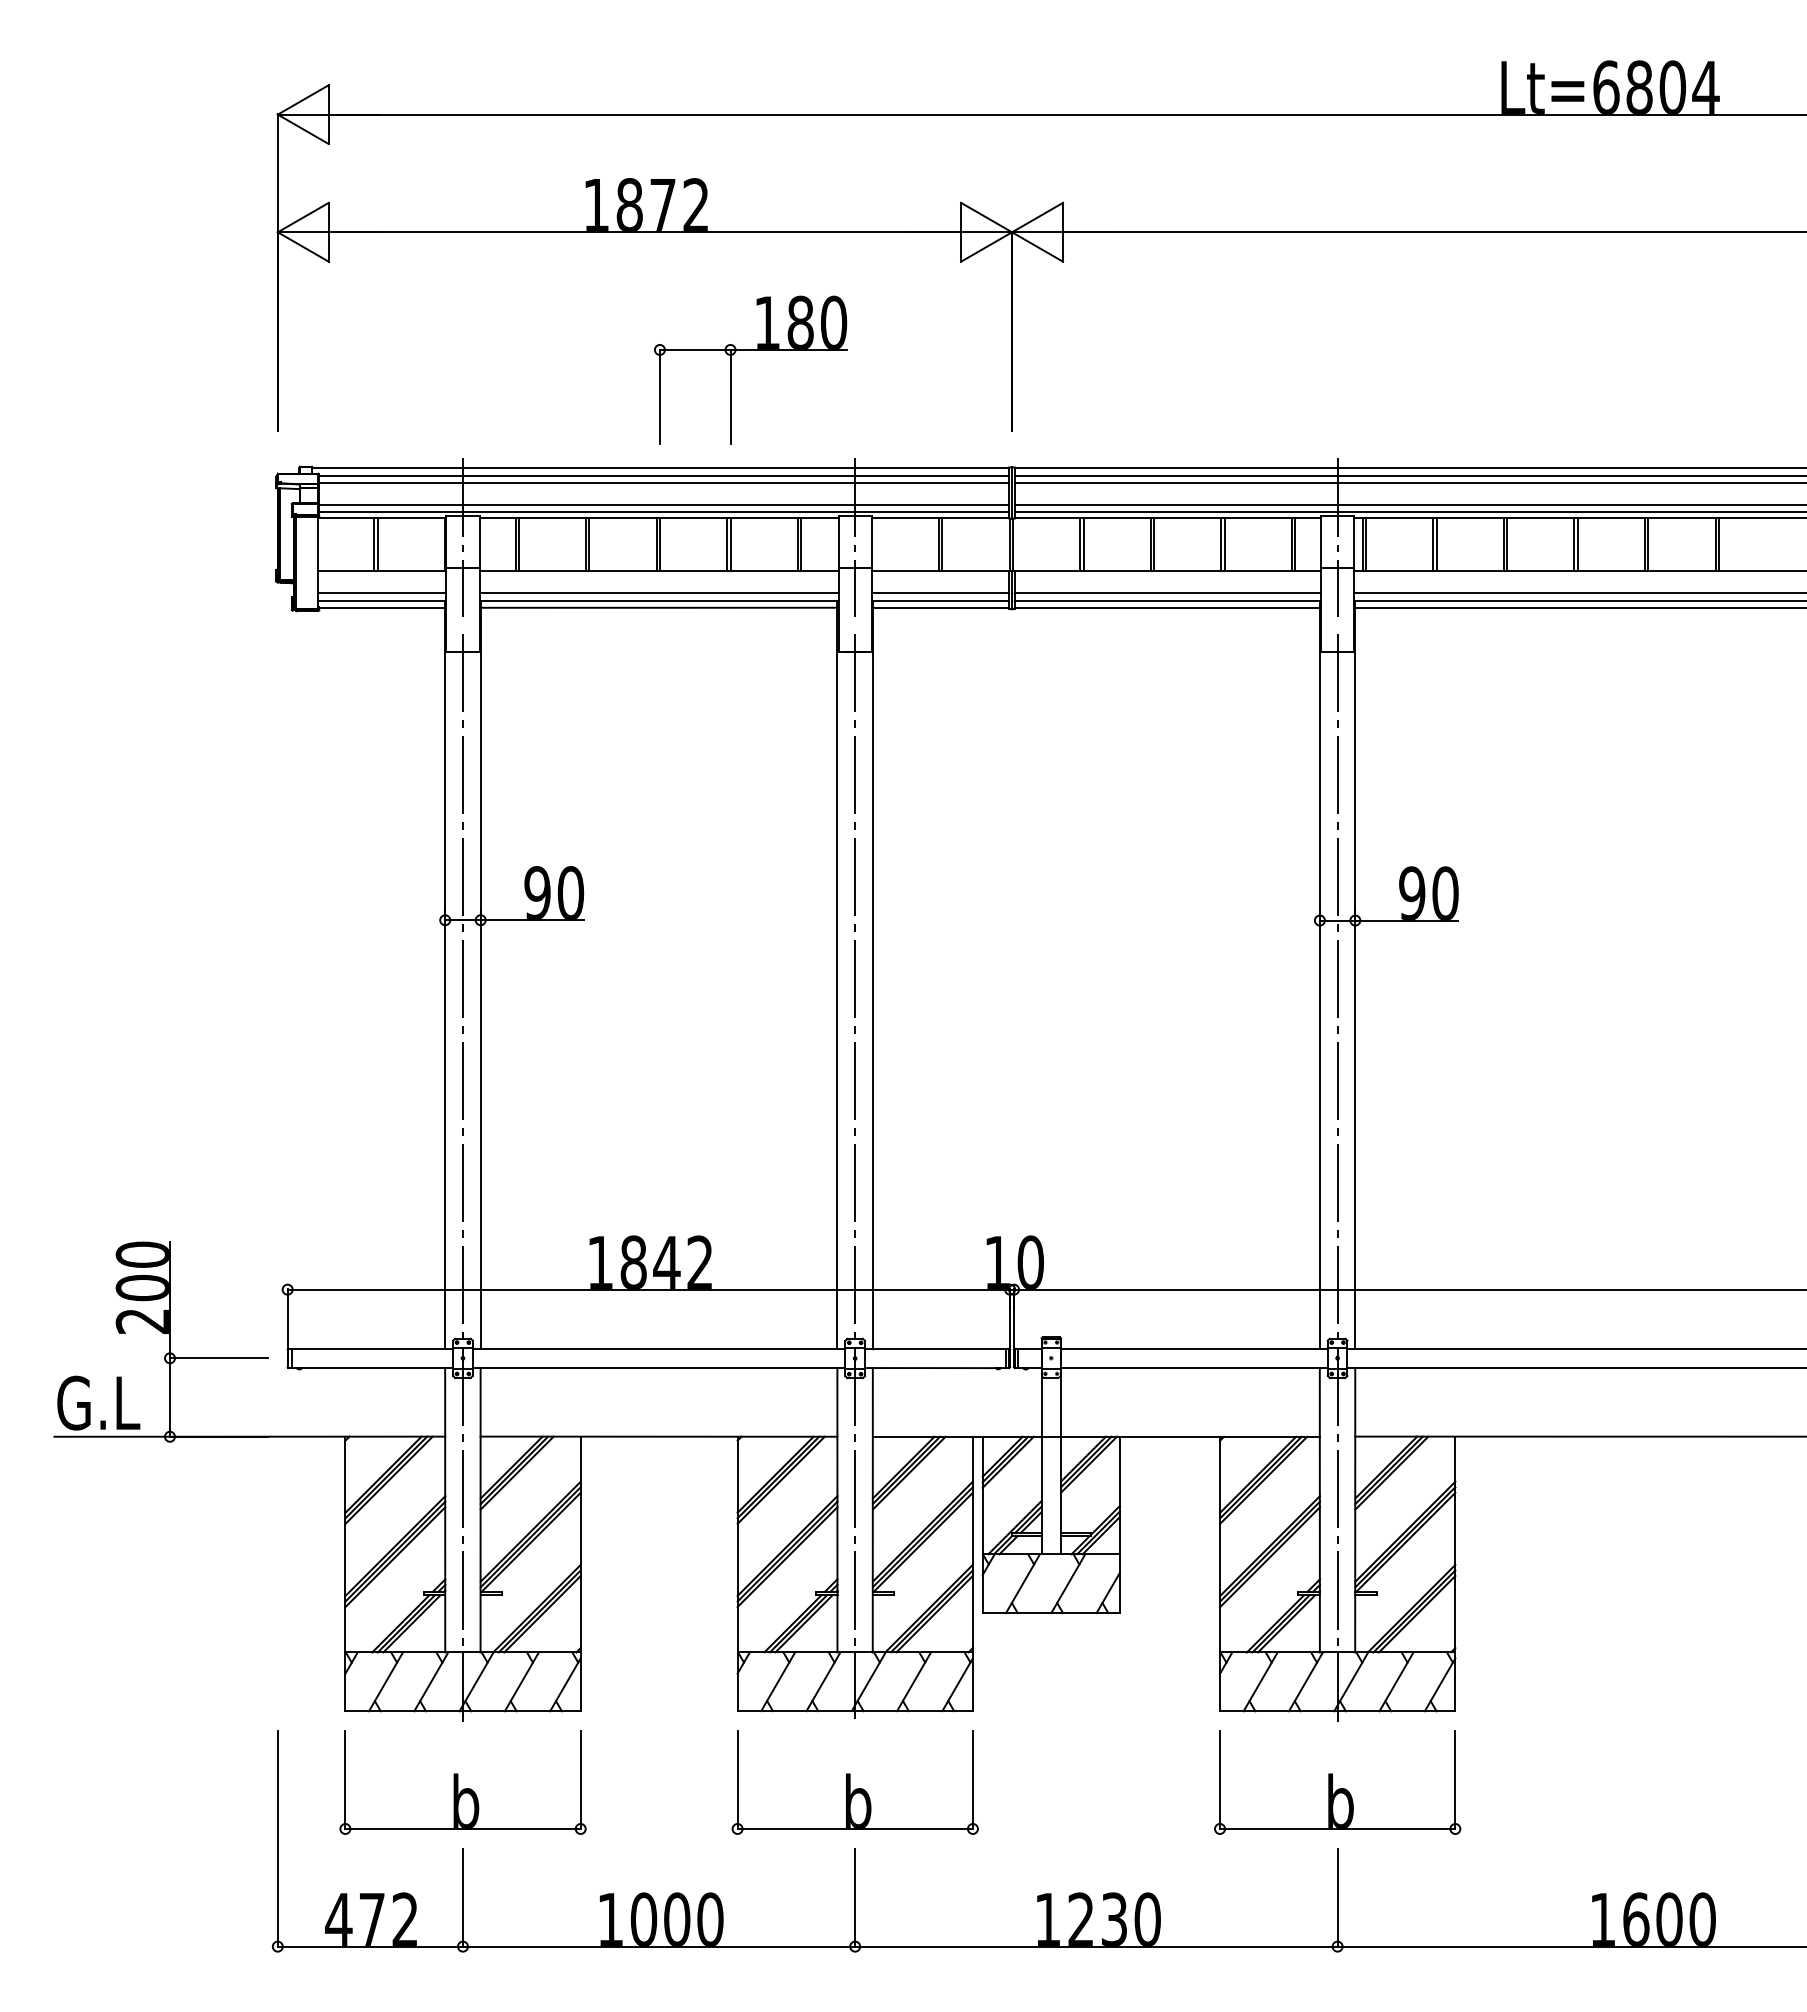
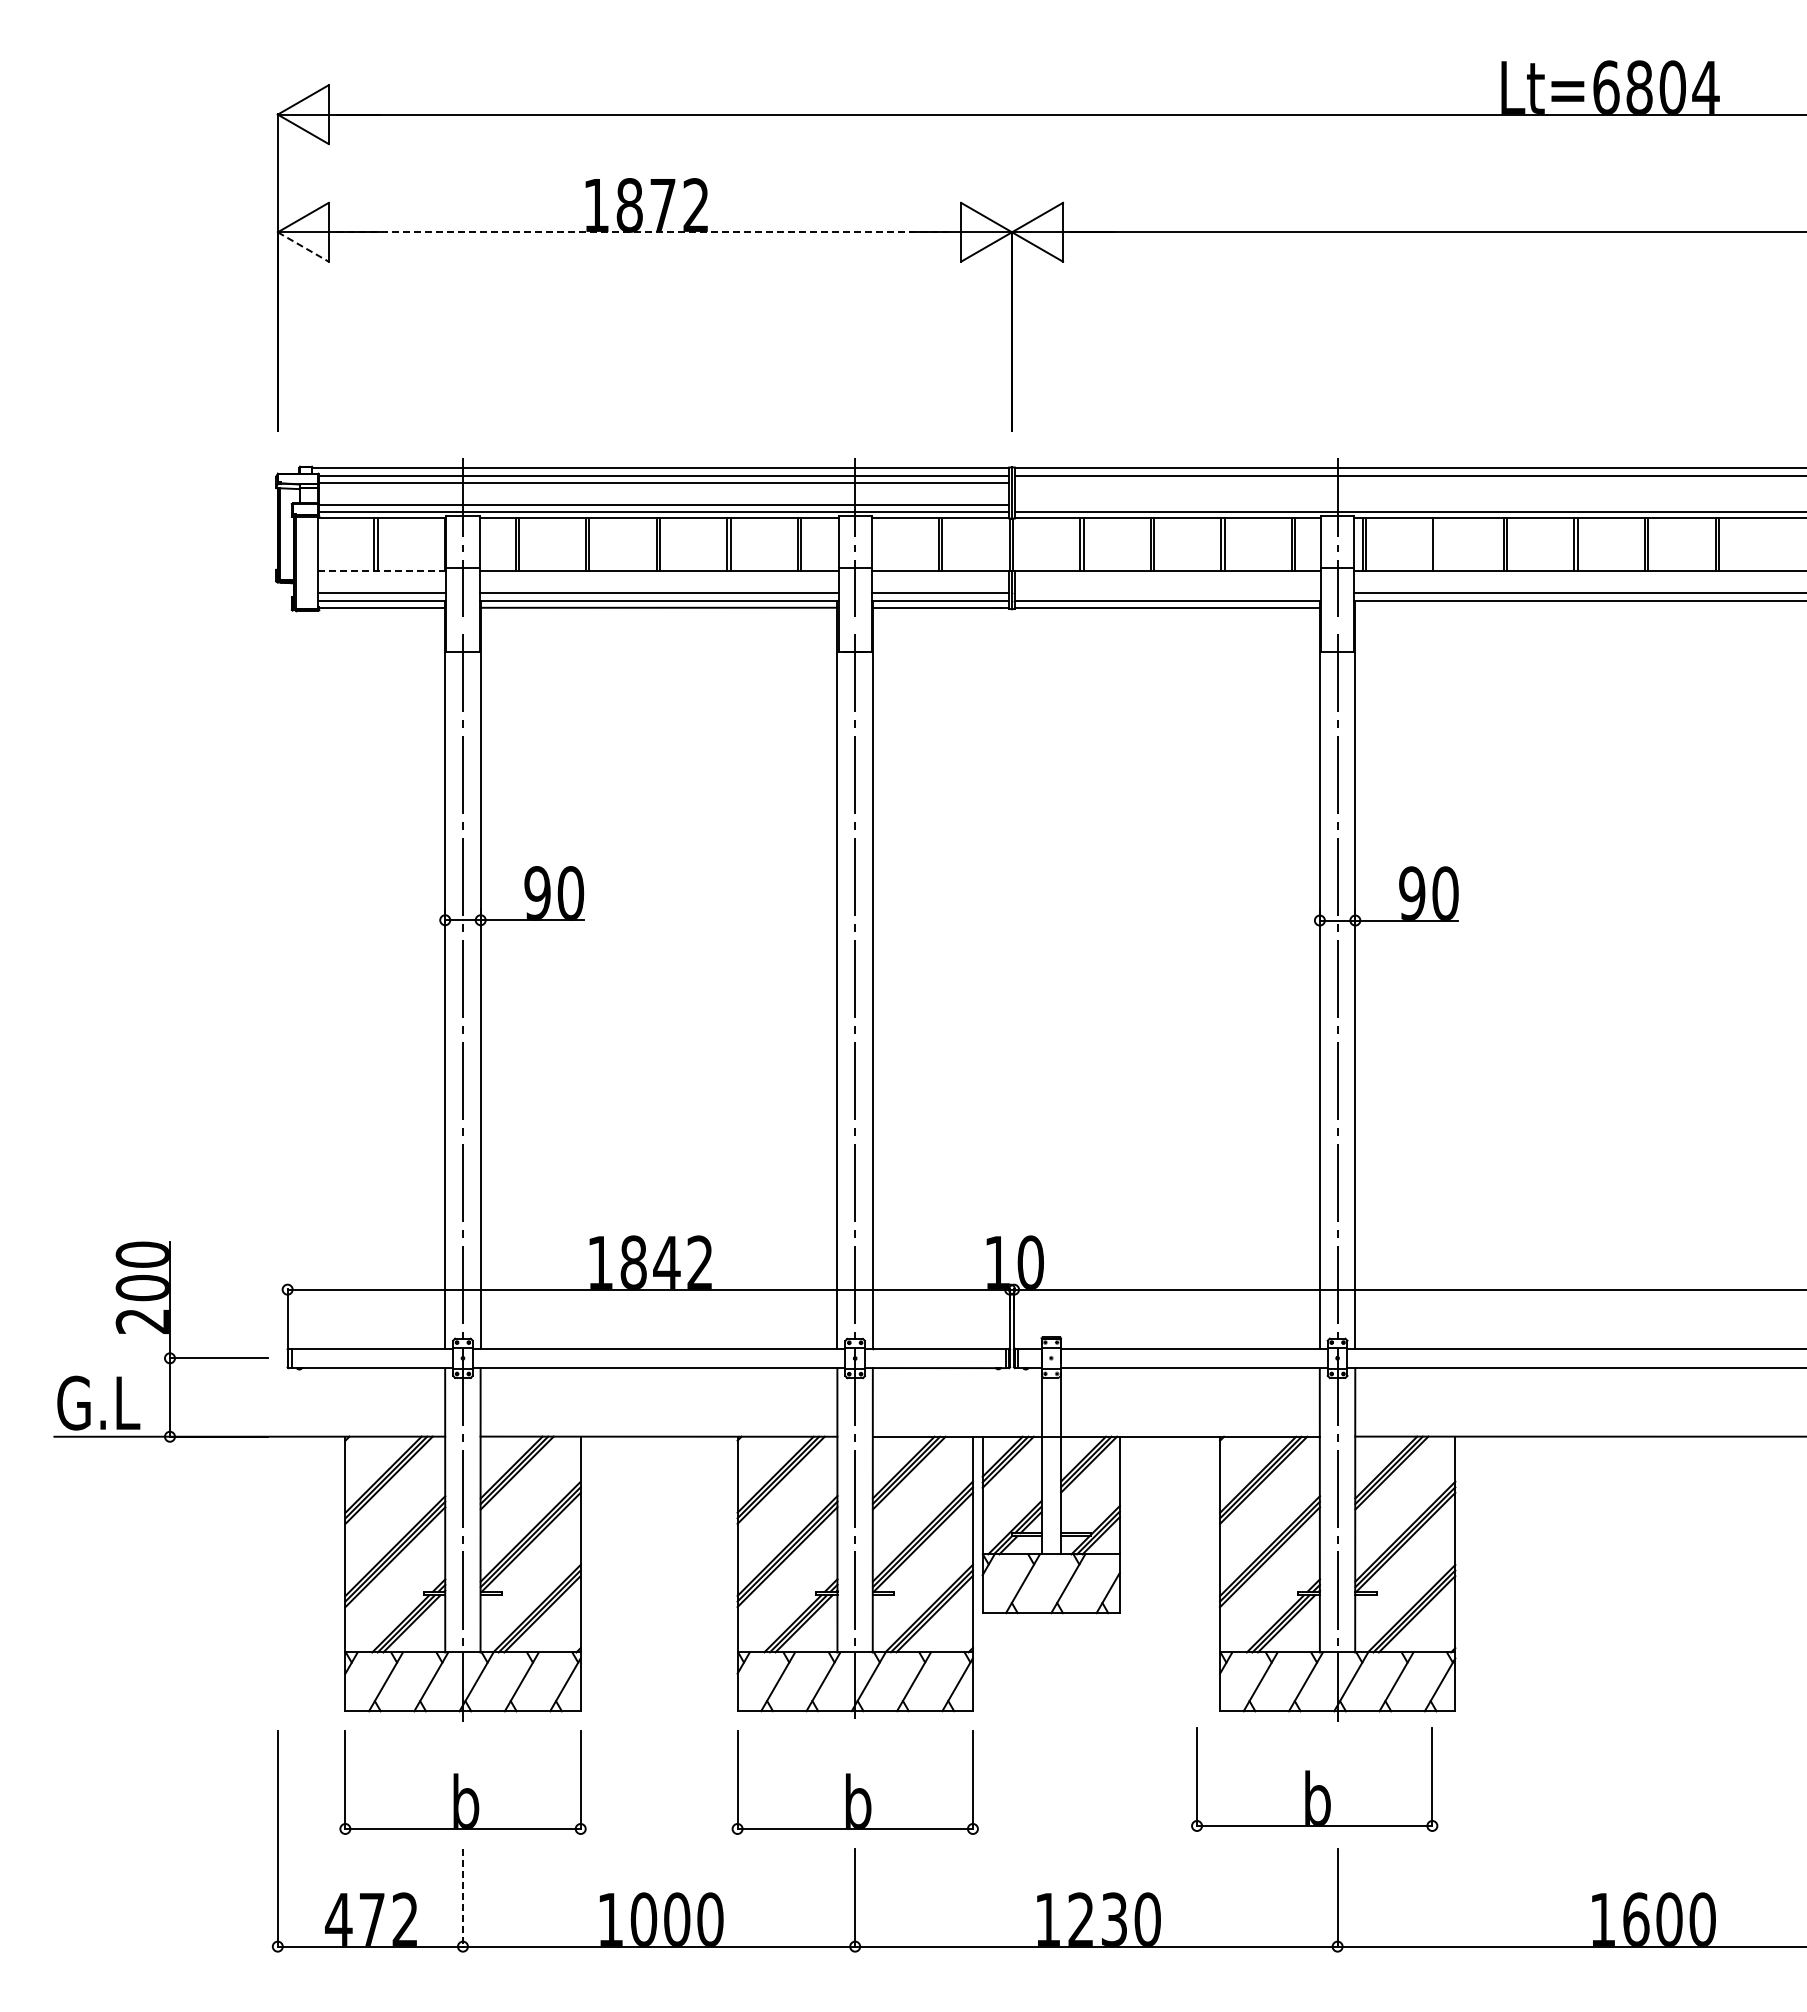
line: solid -> dashed (645, 232)
line: solid -> dashed (303, 247)
part: present -> none (750, 350)
line: present -> none (1409, 483)
line: present -> none (1409, 504)
line: present -> none (1436, 544)
line: solid -> dashed (381, 571)
line: present -> none (1167, 592)
line: present -> none (1579, 607)
part position: (1337, 1782) -> (1314, 1779) (1314, 1779)
line: solid -> dashed (462, 1898)
